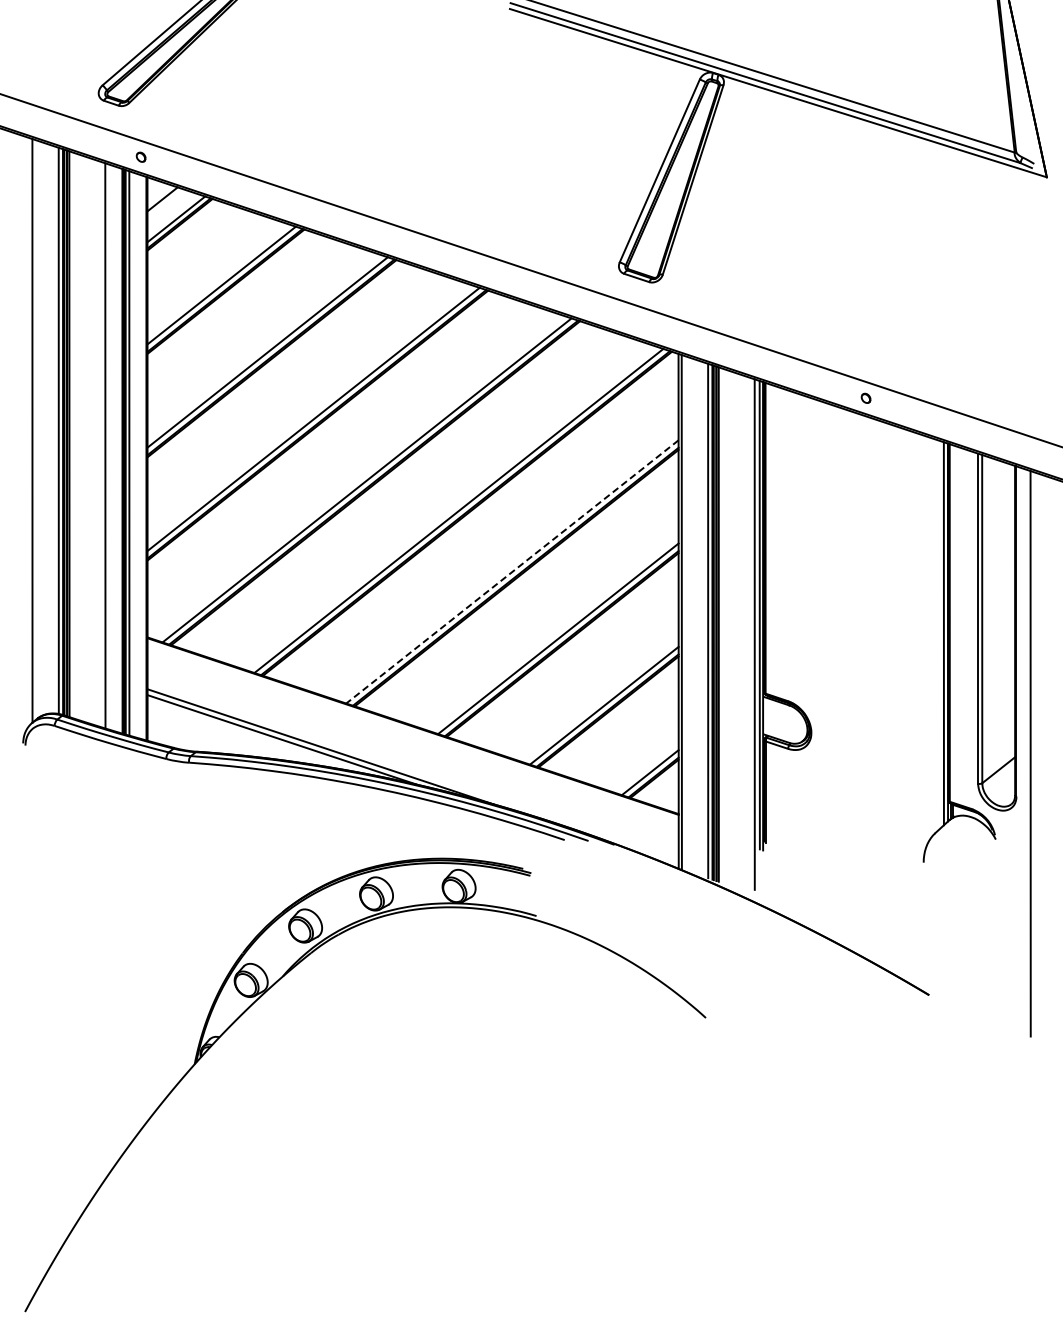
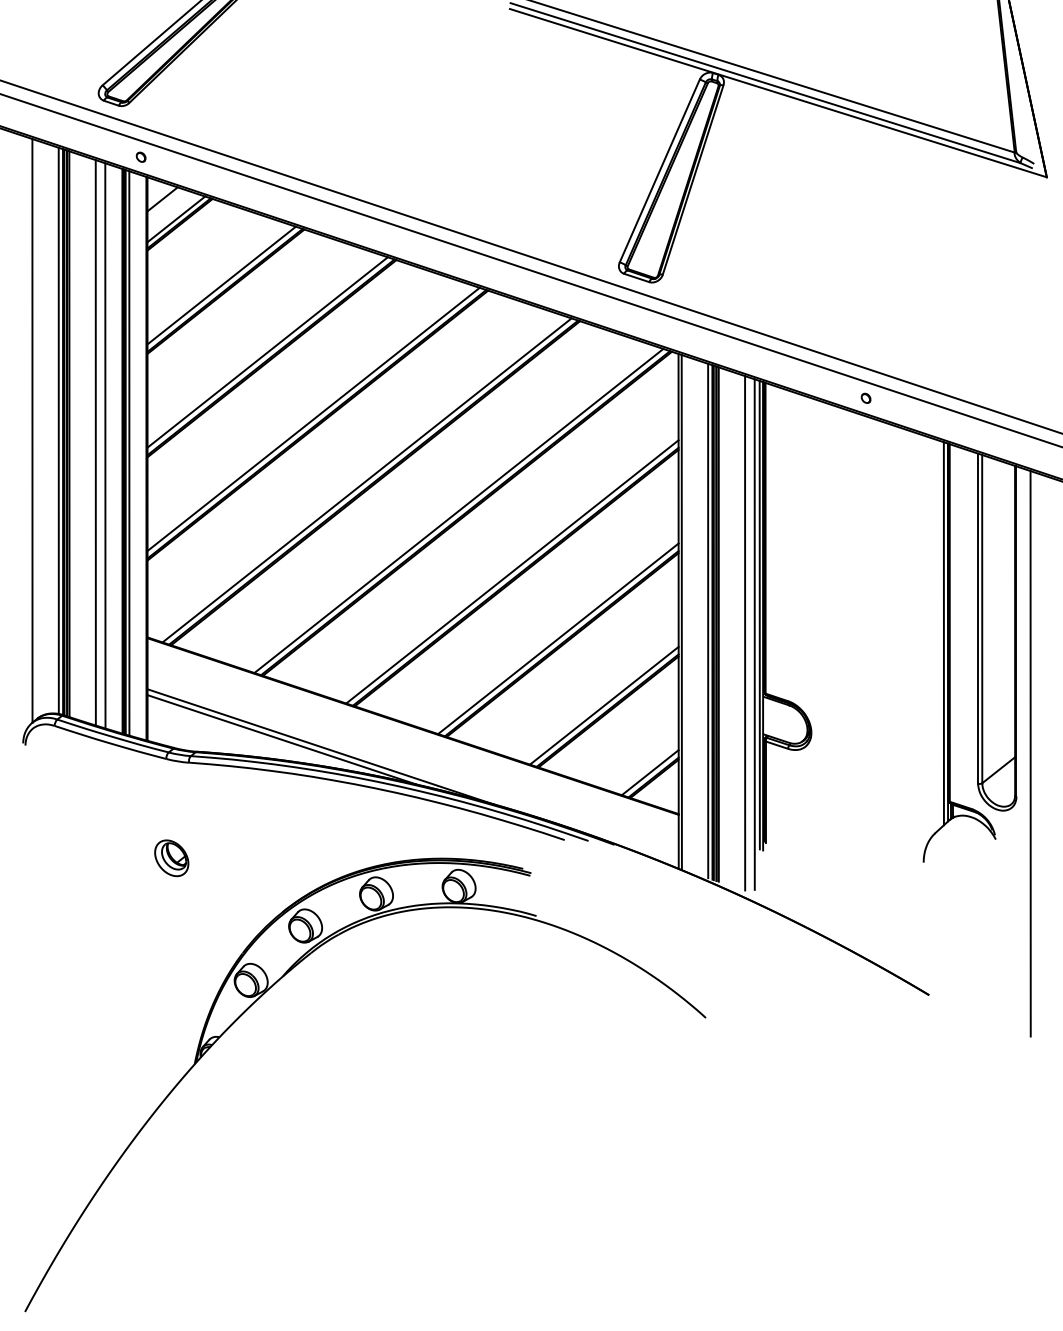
line: none -> present (530, 256)
line: none -> present (95, 442)
line: dashed -> solid (512, 571)
line: none -> present (745, 633)
part: none -> present (171, 858)
